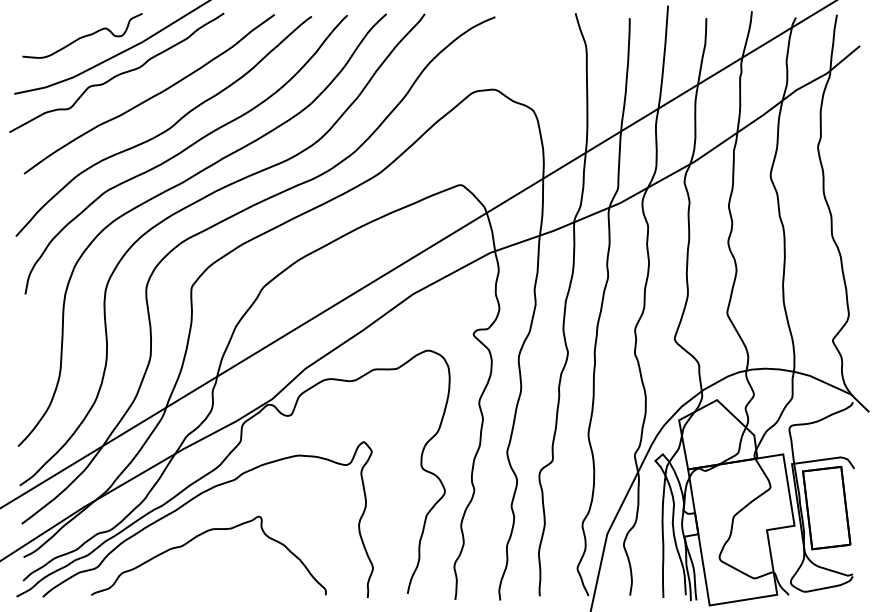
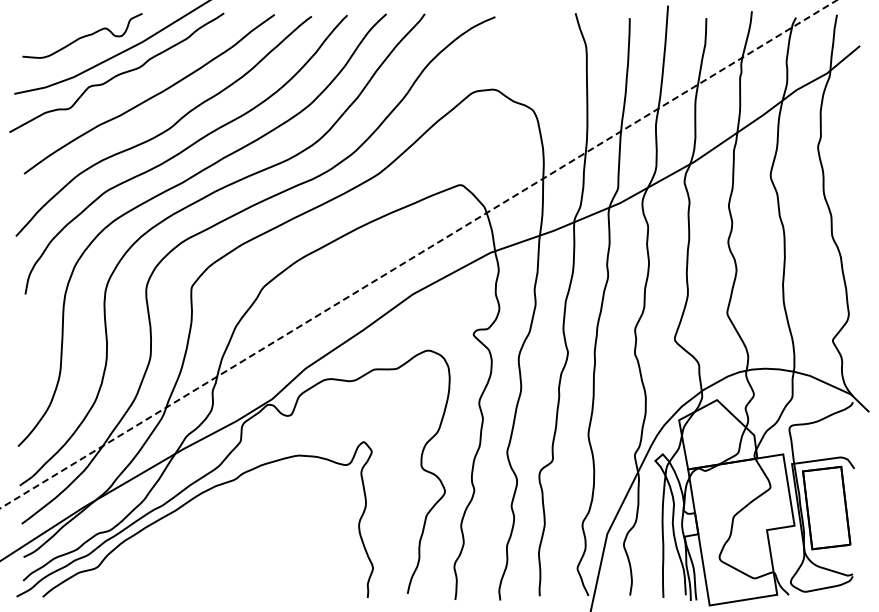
line: solid -> dashed (417, 254)
curve: present -> none (199, 536)
